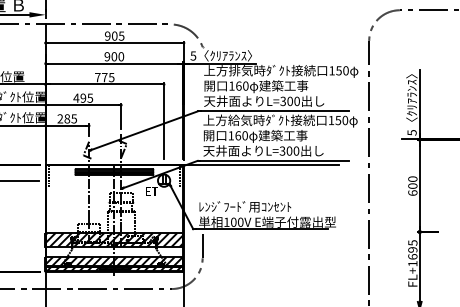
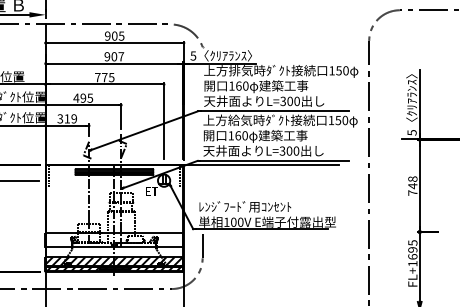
text: 900 -> 907 (121, 56)
text: 285 -> 319 (66, 118)
text: 600 -> 748 (412, 185)
hatch: present -> none (113, 239)
